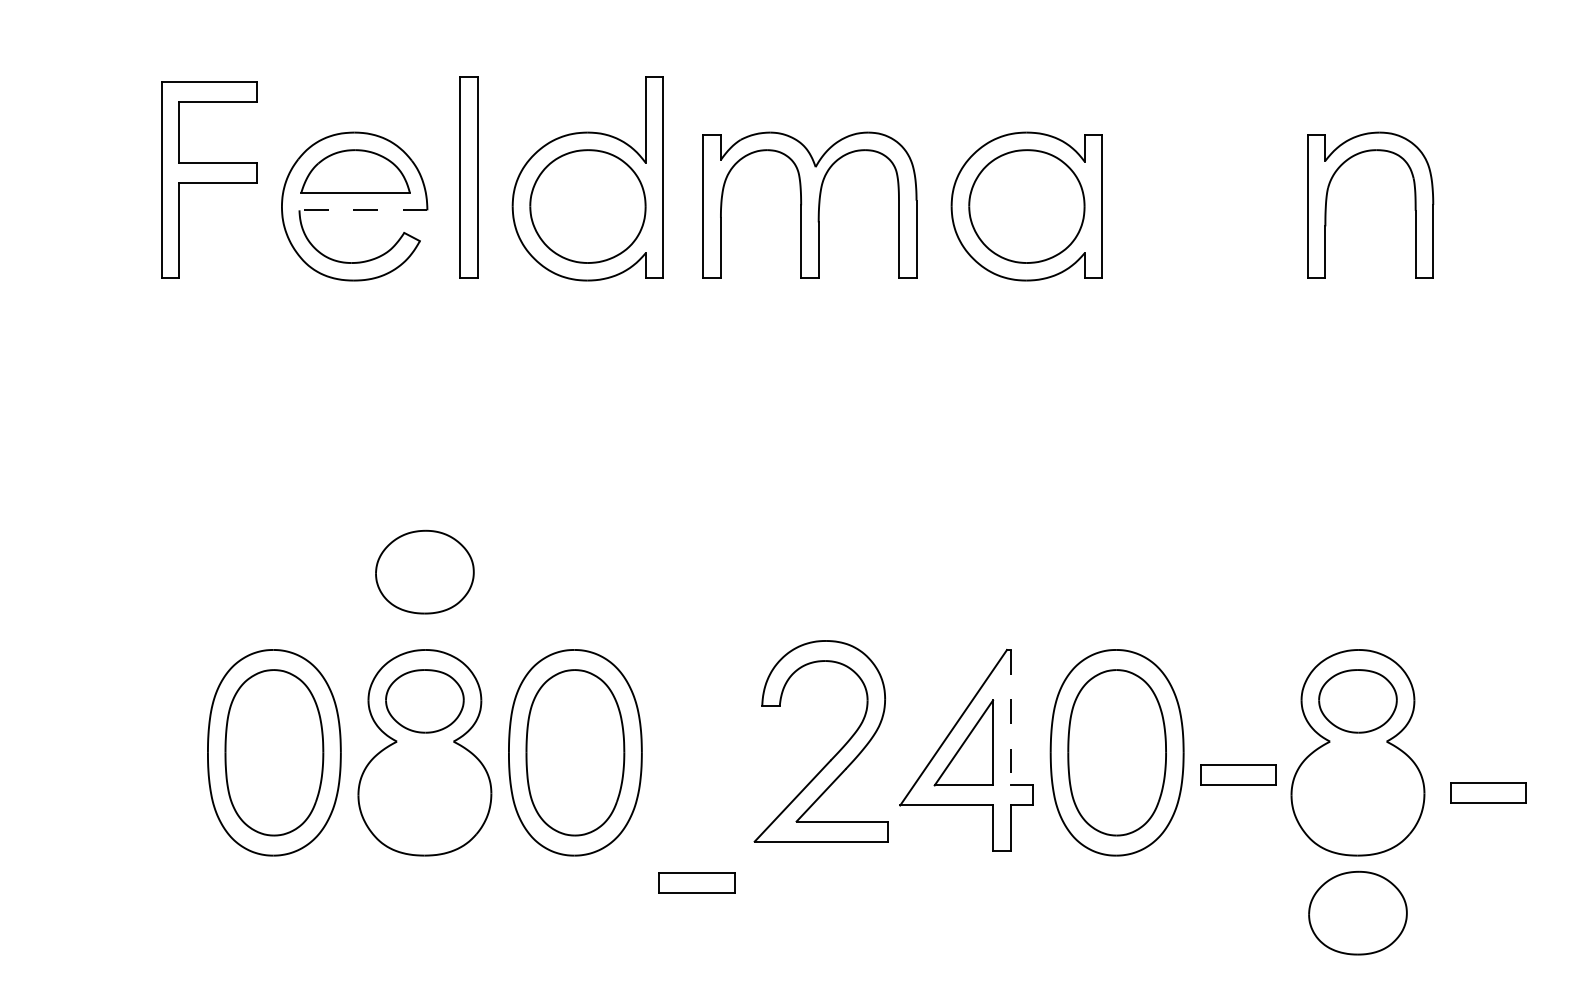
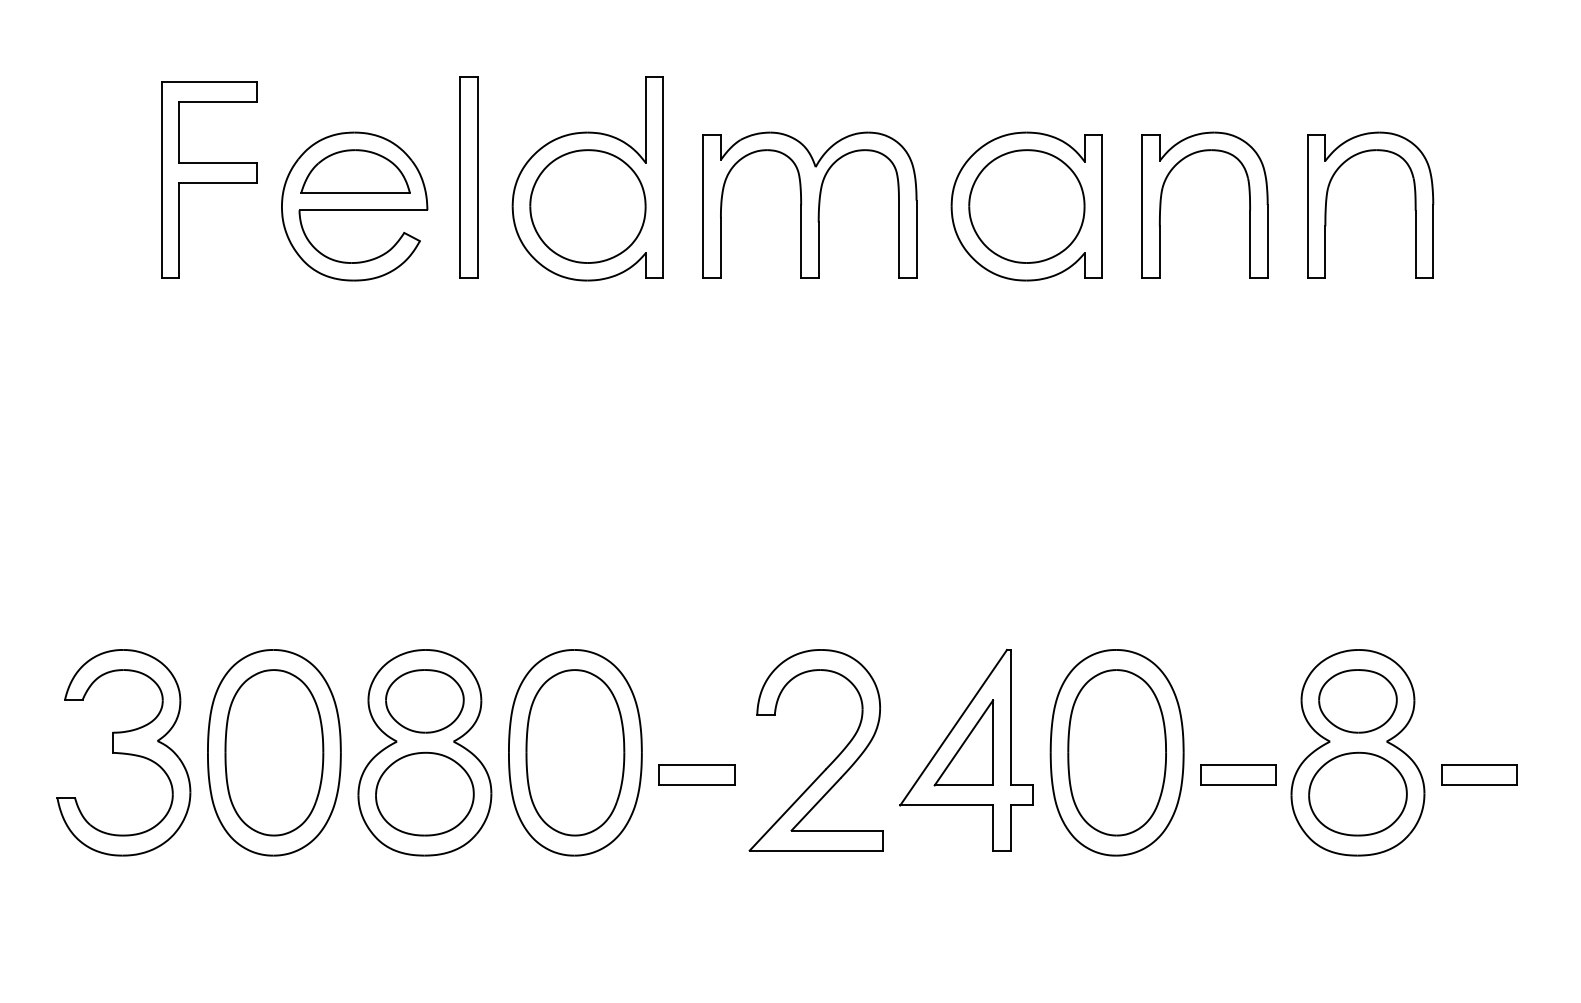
part: none -> present (1162, 195)
line: dashed -> solid (363, 210)
part position: (424, 571) -> (424, 793) (424, 793)
line: dashed -> solid (1010, 717)
part position: (837, 751) -> (832, 760) (832, 760)
part: none -> present (123, 752)
part position: (1488, 792) -> (1479, 774) (1479, 774)
part position: (696, 882) -> (696, 774) (696, 774)
part position: (1357, 912) -> (1357, 793) (1357, 793)
